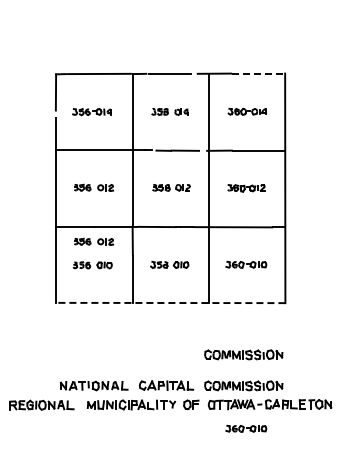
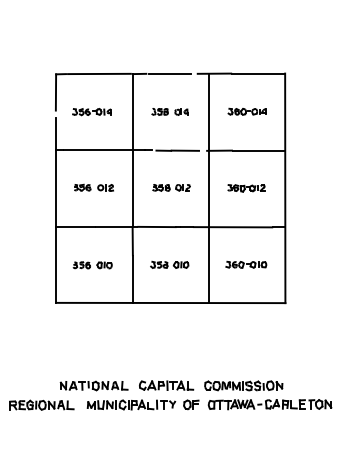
line: dashed -> solid (258, 73)
part: present -> none (93, 241)
line: dashed -> solid (170, 303)
part: present -> none (243, 354)
part: present -> none (246, 428)
